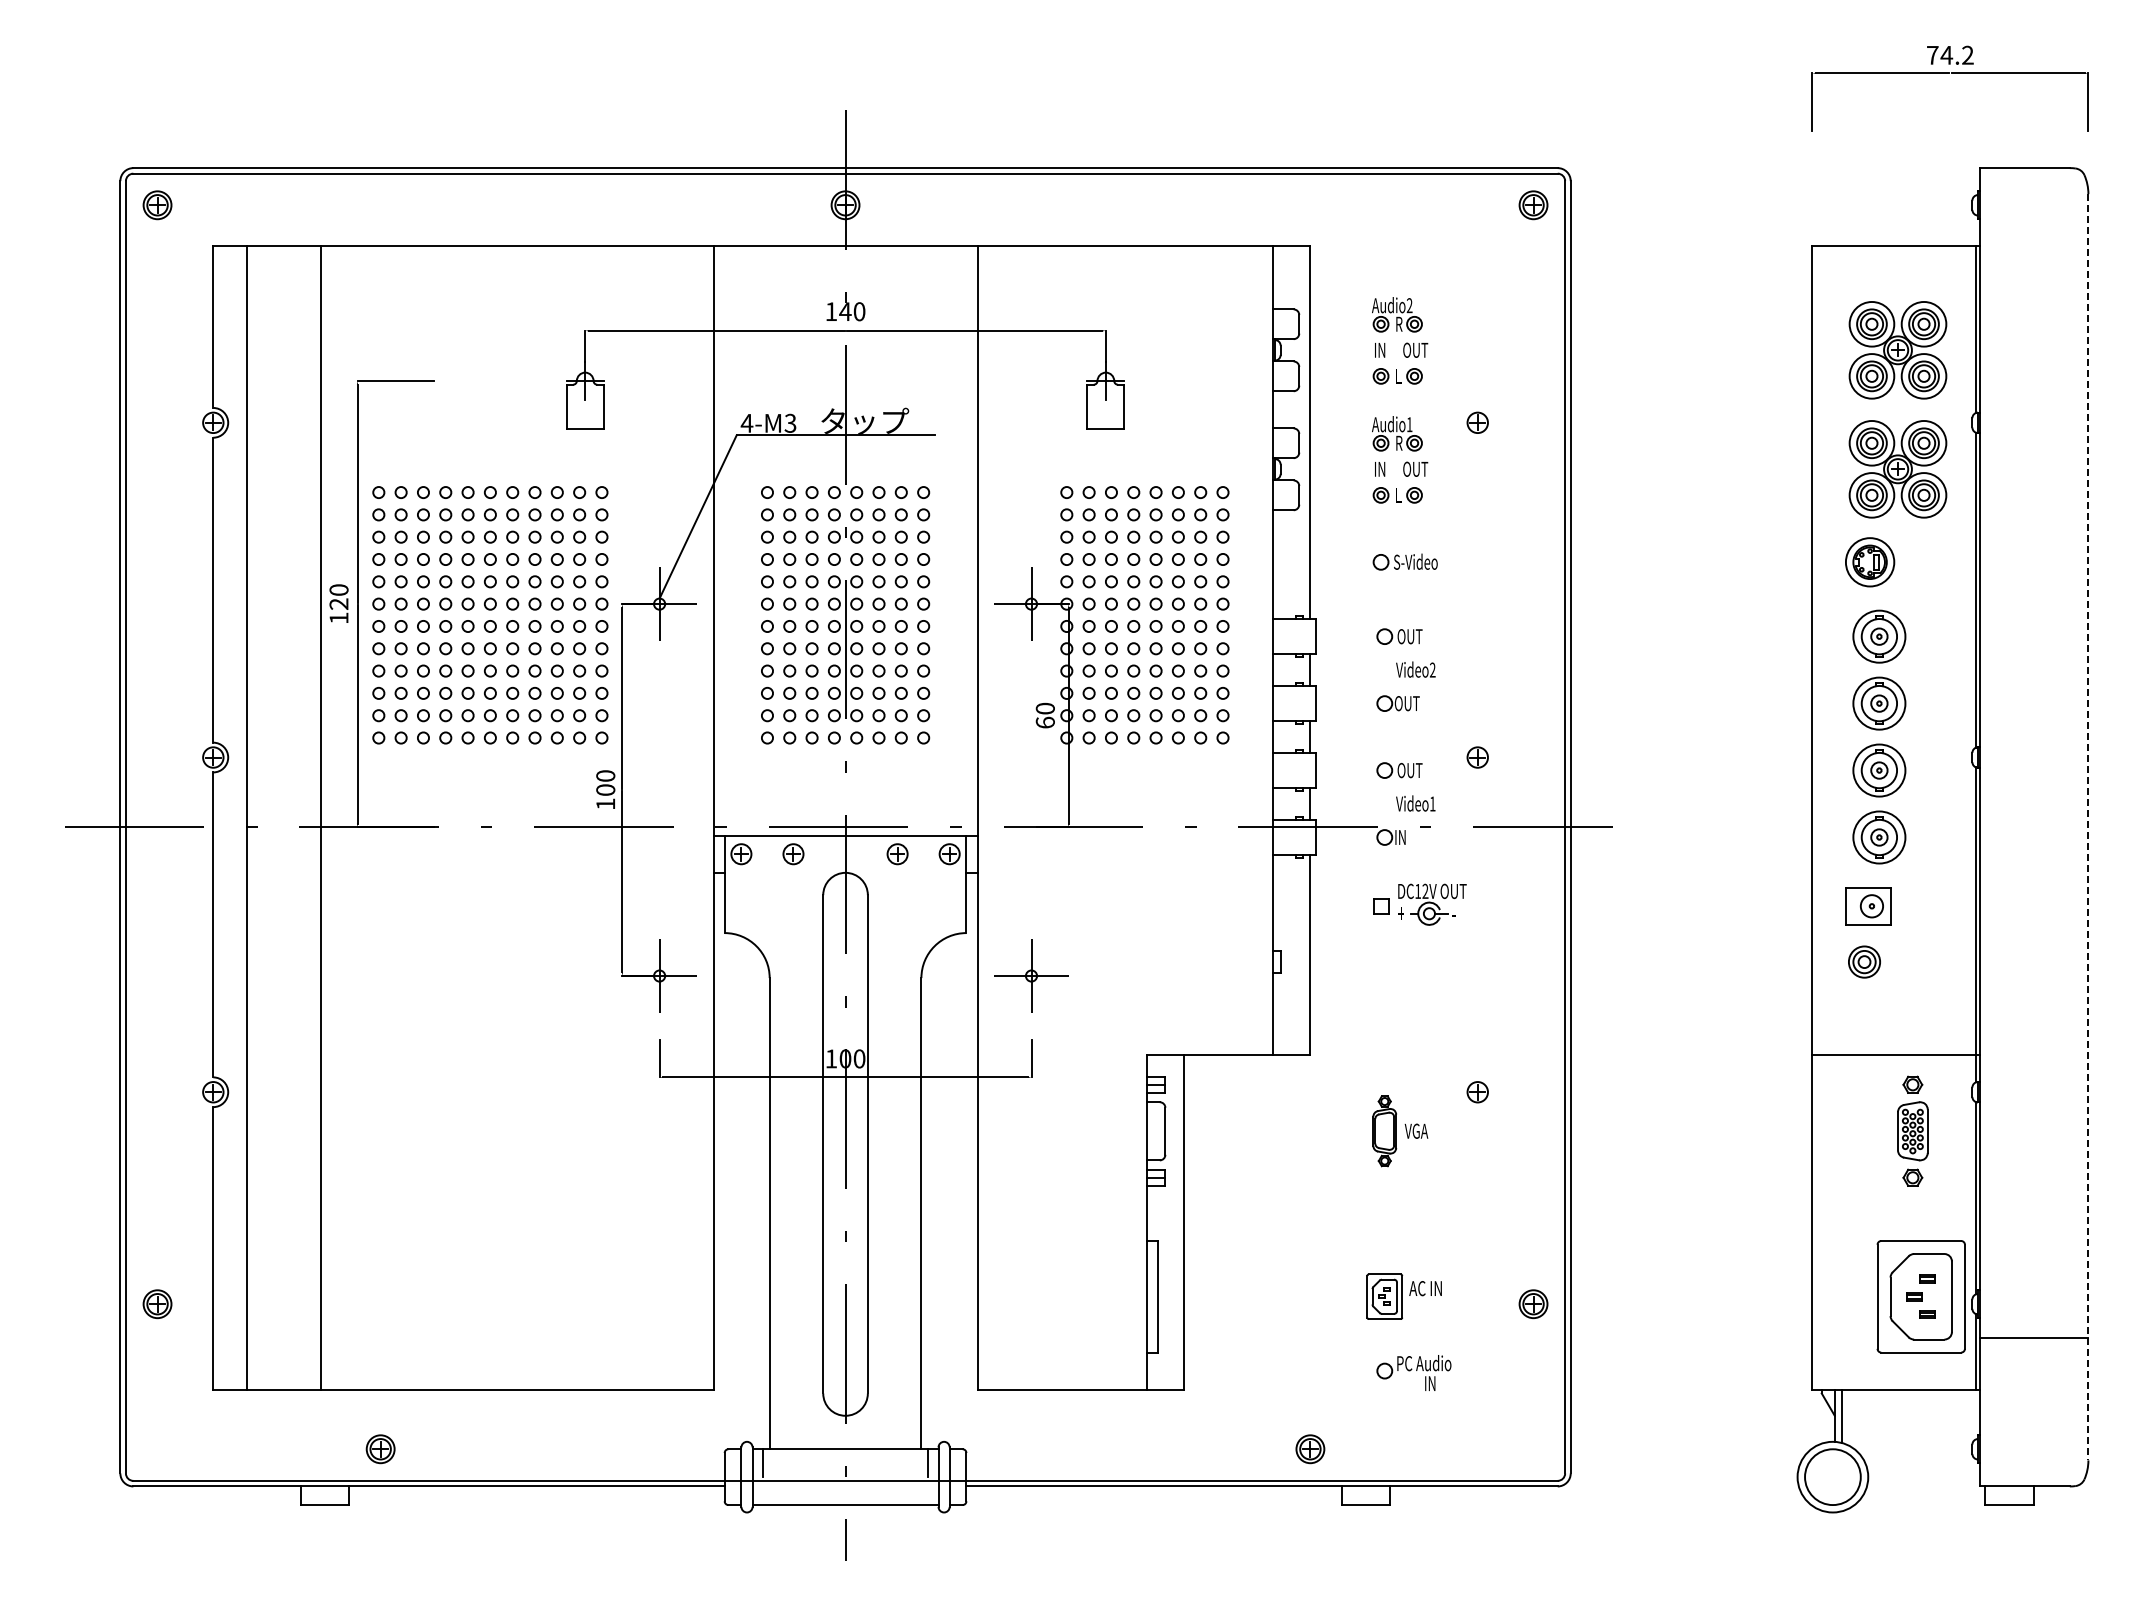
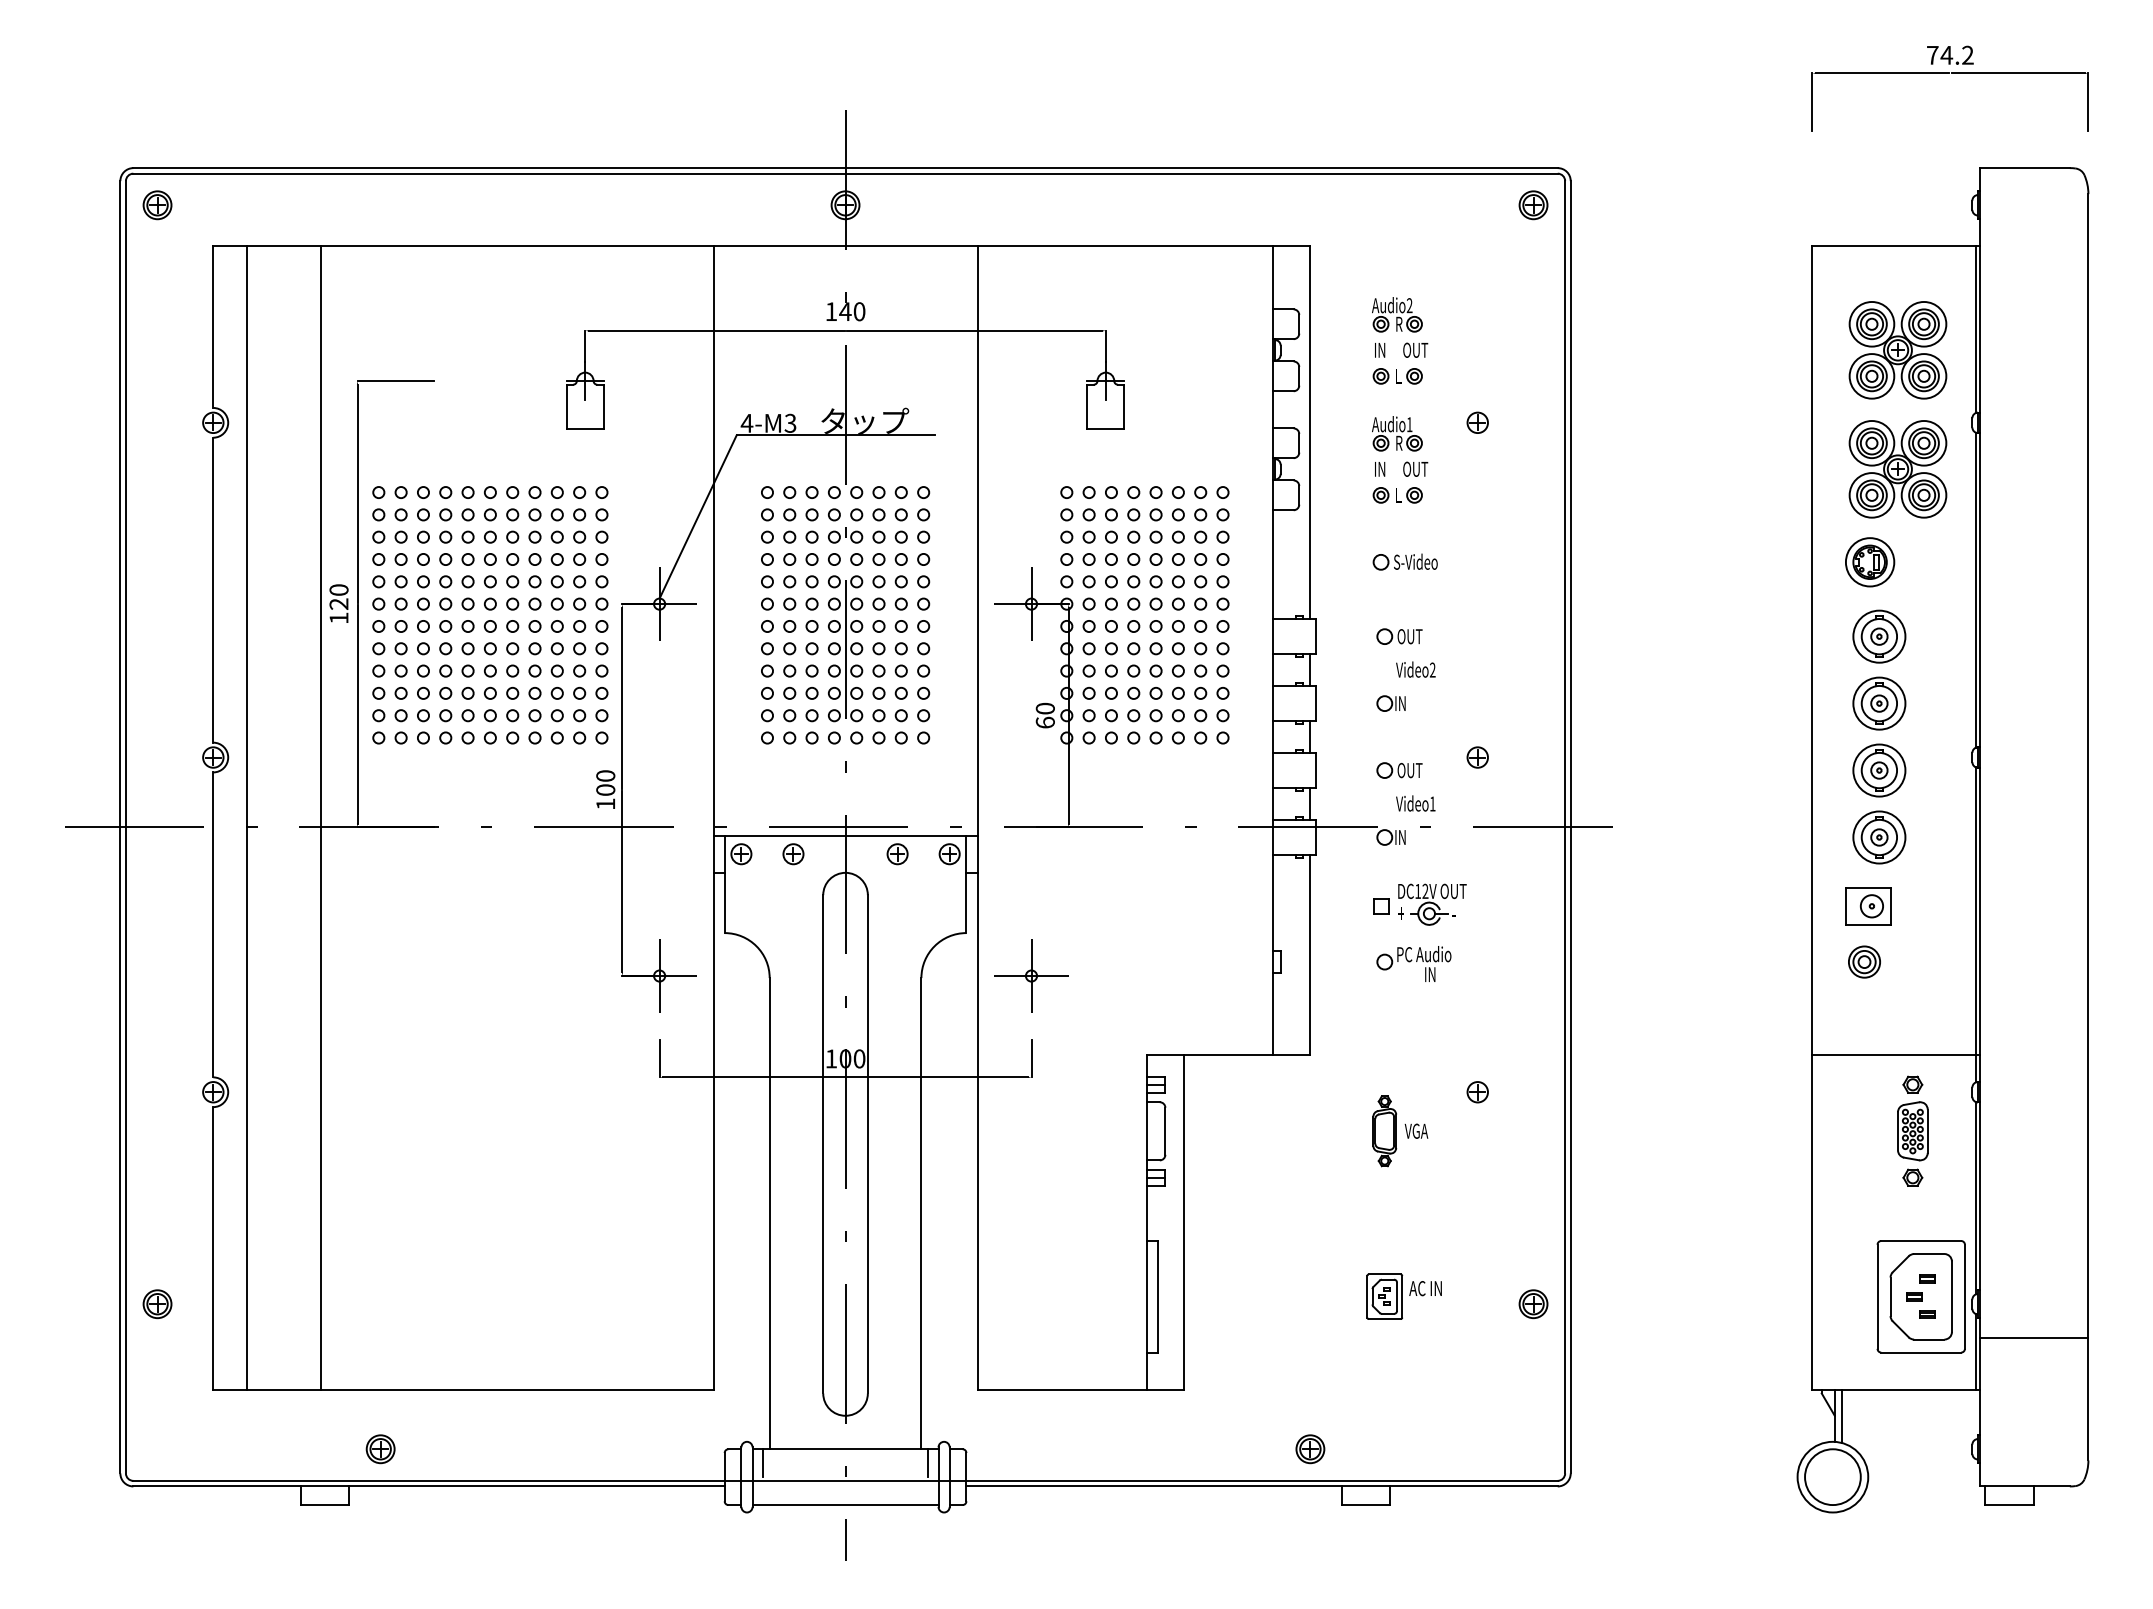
text: OUT -> IN (1406, 703)
line: dashed -> solid (2088, 827)
part position: (1413, 1372) -> (1413, 963) (1413, 963)
